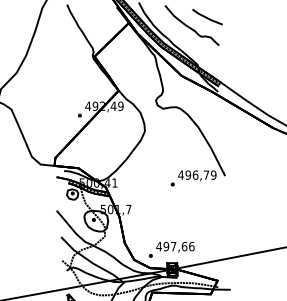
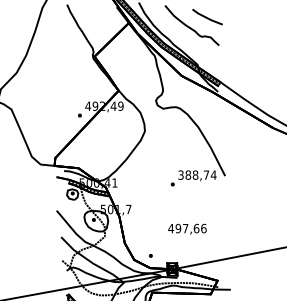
text: 496,79 -> 388,74 (197, 174)
text position: (175, 246) -> (187, 228) (187, 228)
